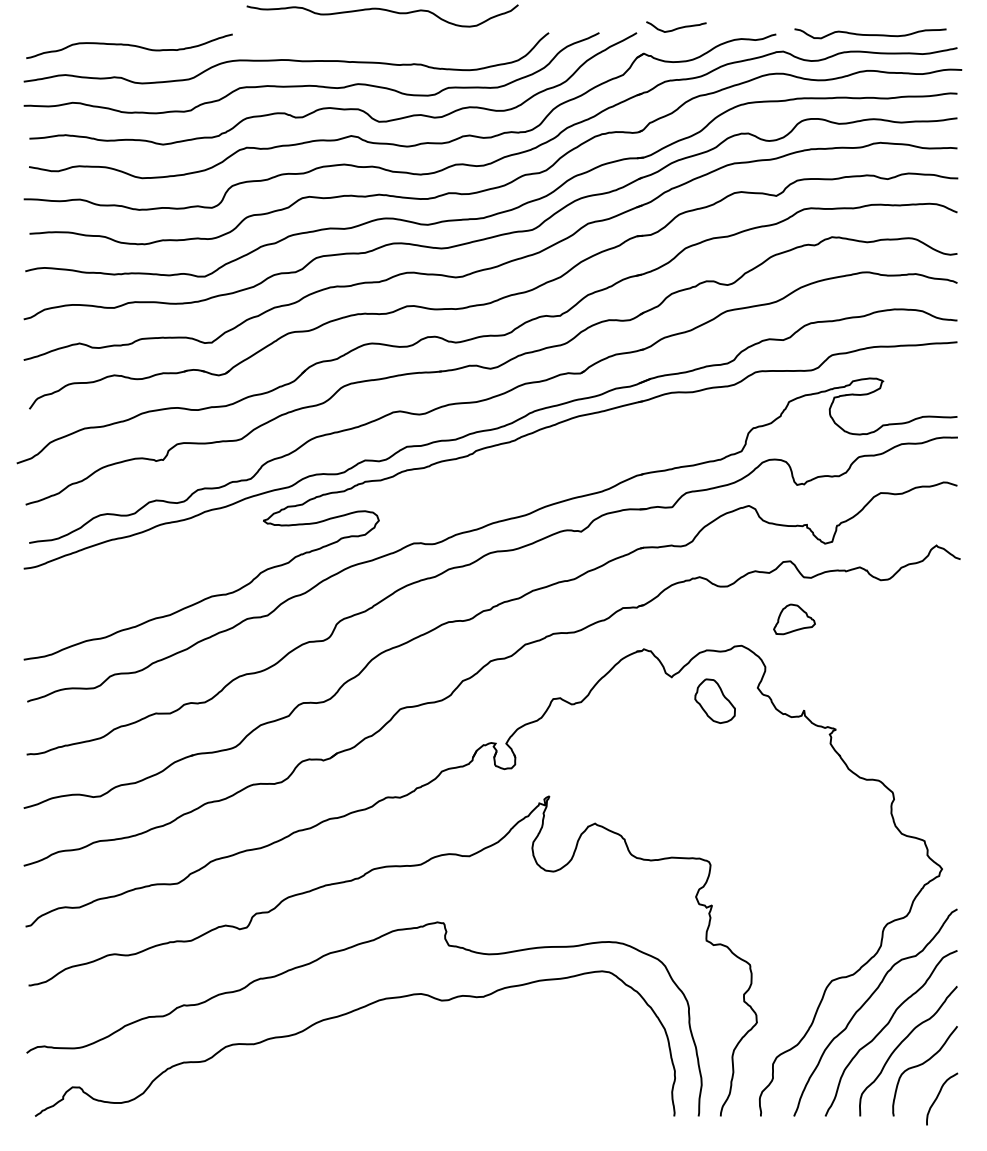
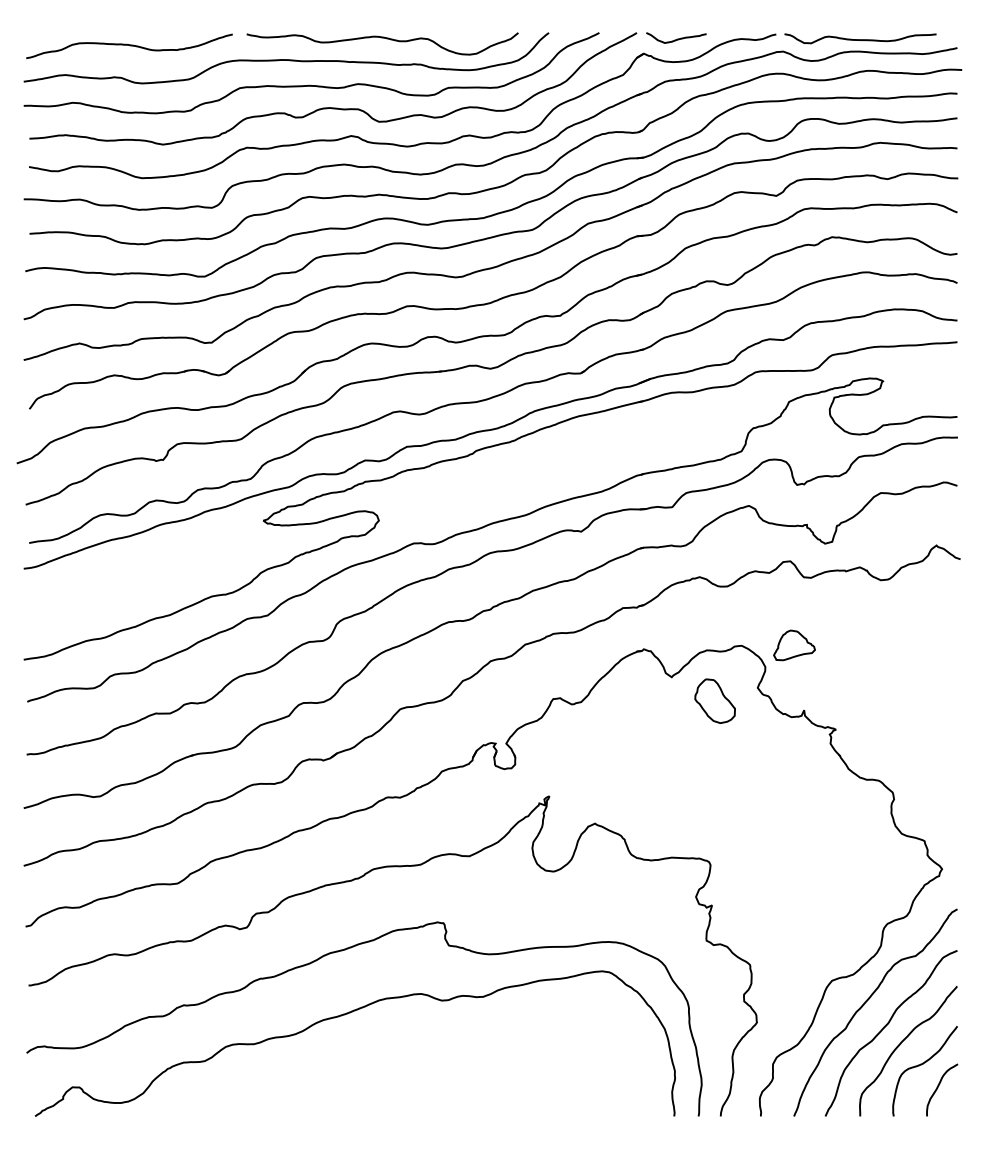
curve position: (382, 10) -> (382, 38) (382, 38)
curve position: (677, 27) -> (677, 38) (677, 38)
curve position: (870, 34) -> (860, 39) (860, 39)
part position: (794, 619) -> (794, 645) (794, 645)
curve position: (939, 1095) -> (939, 1086) (939, 1086)
